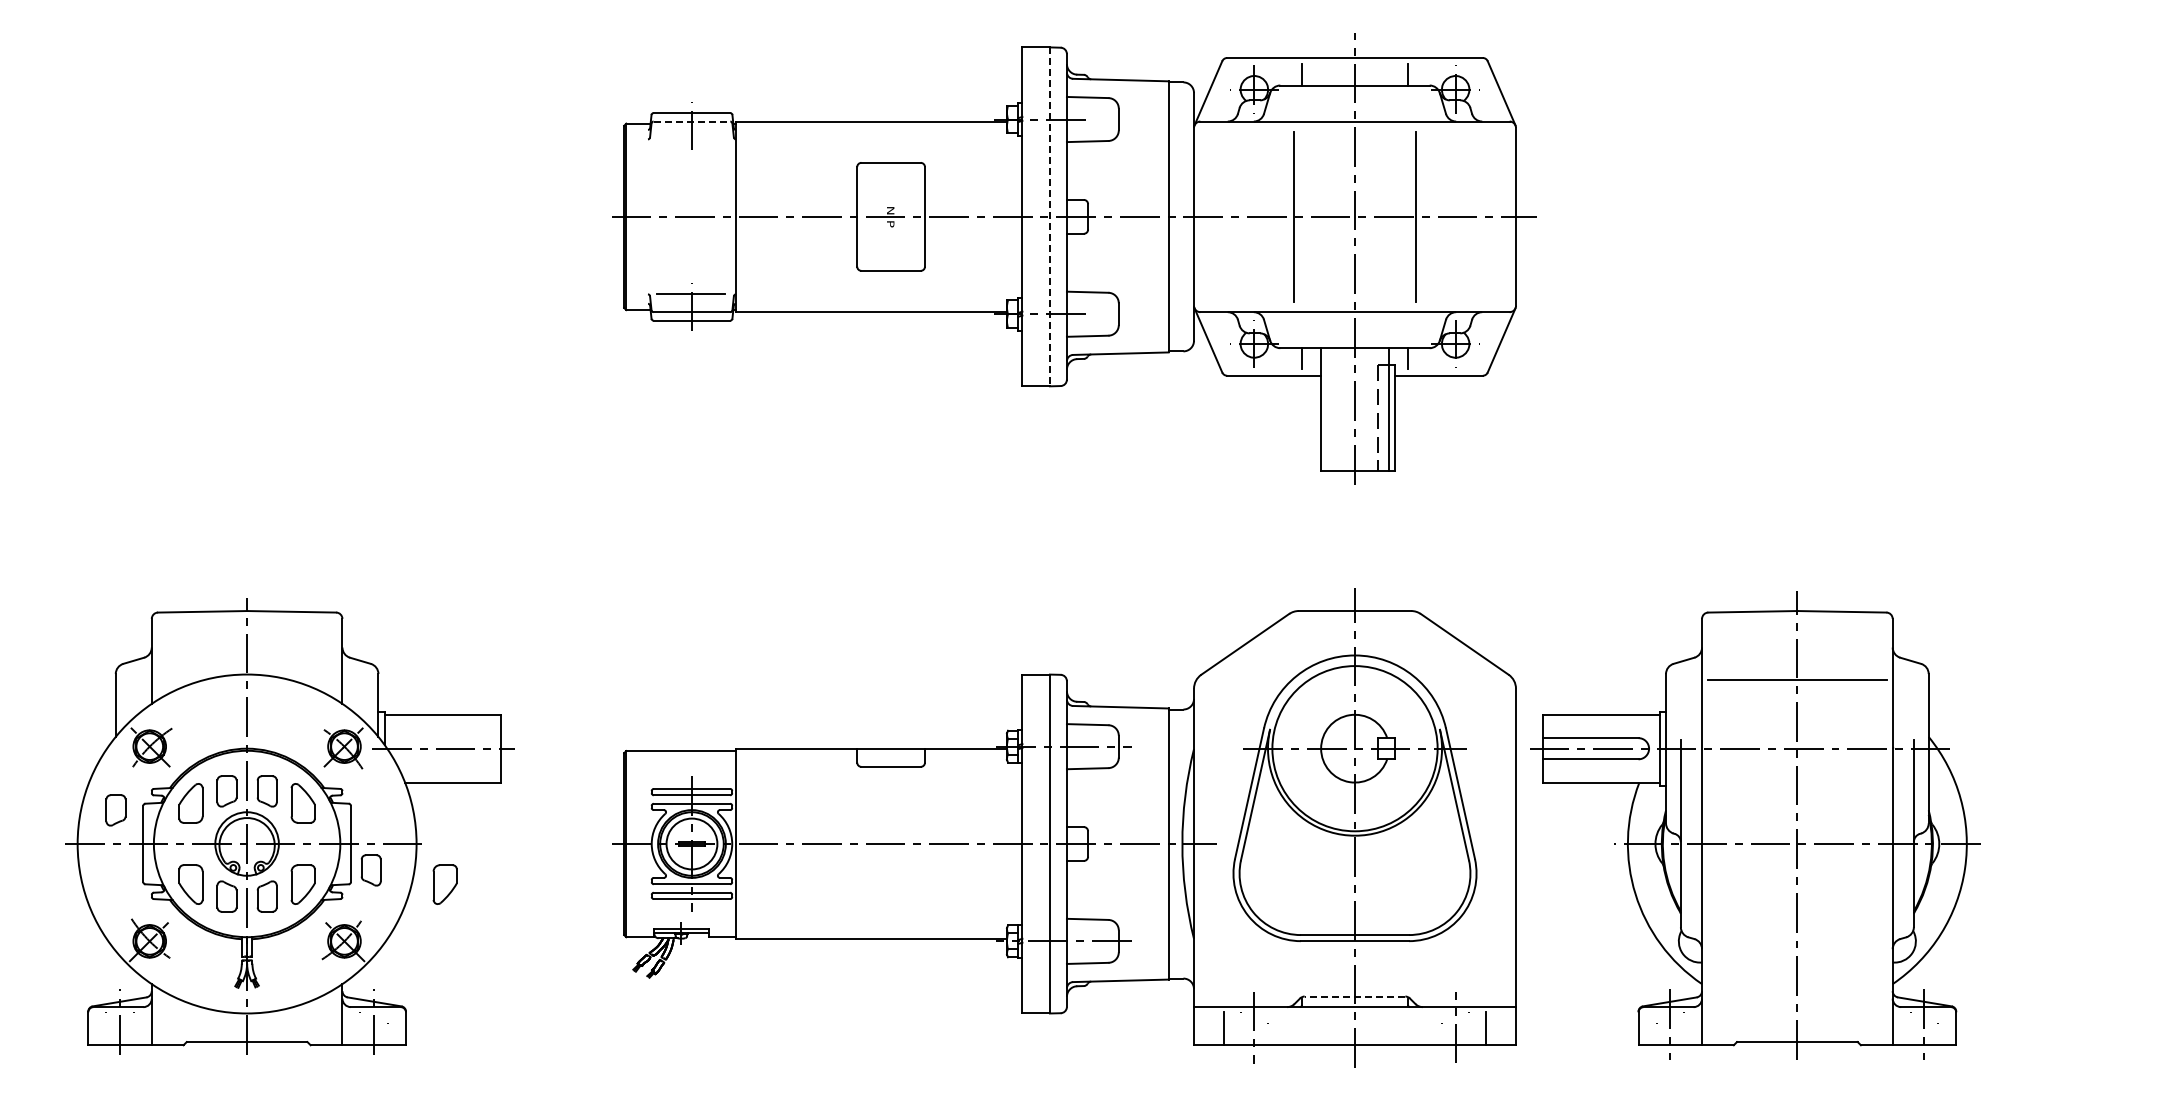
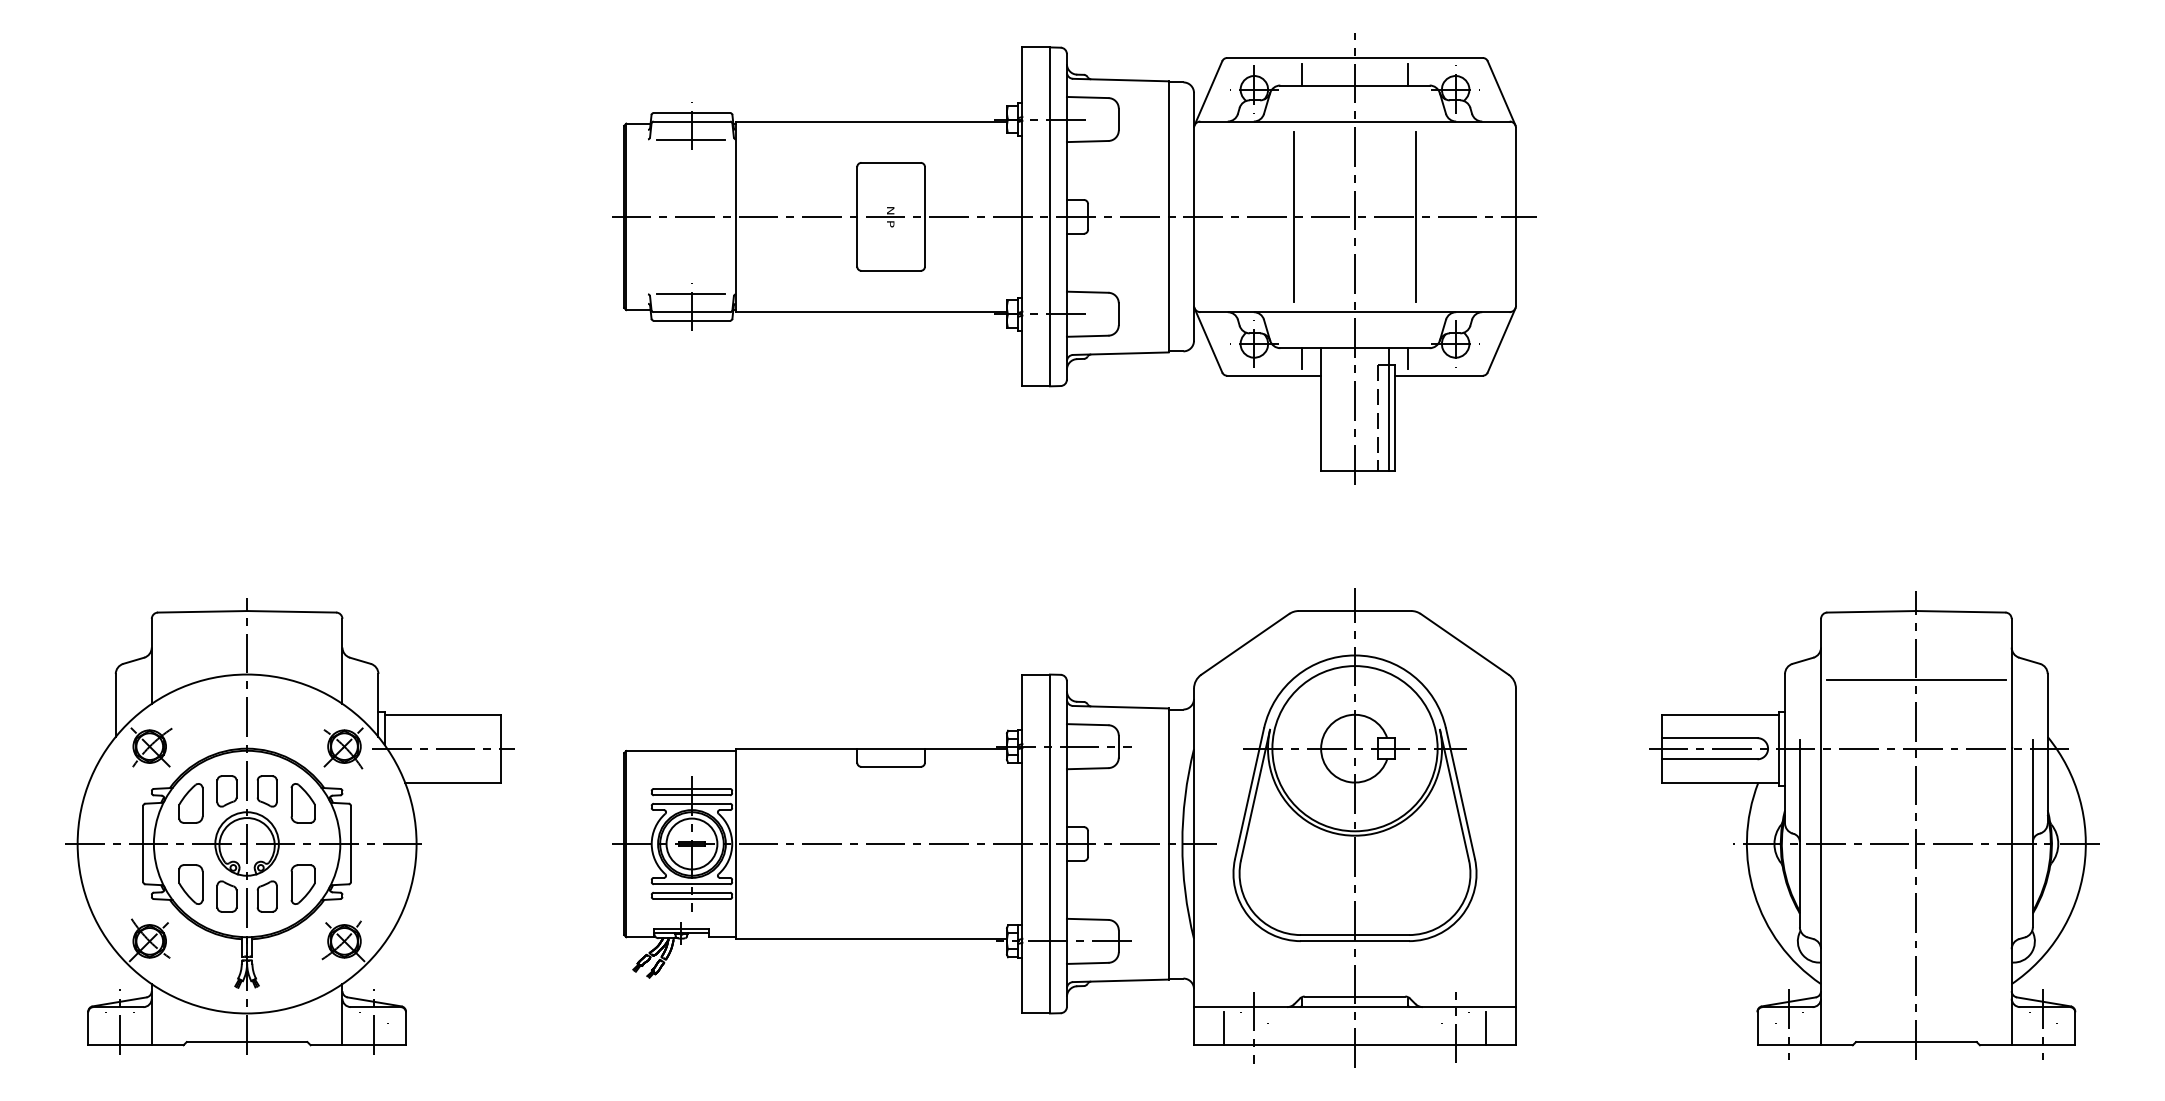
line: dashed -> solid (692, 121)
line: none -> present (691, 139)
line: dashed -> solid (1049, 217)
part: present -> none (115, 810)
part position: (1755, 825) -> (1874, 825) (1874, 825)
part: present -> none (370, 870)
part: present -> none (444, 884)
line: dashed -> solid (1354, 996)
